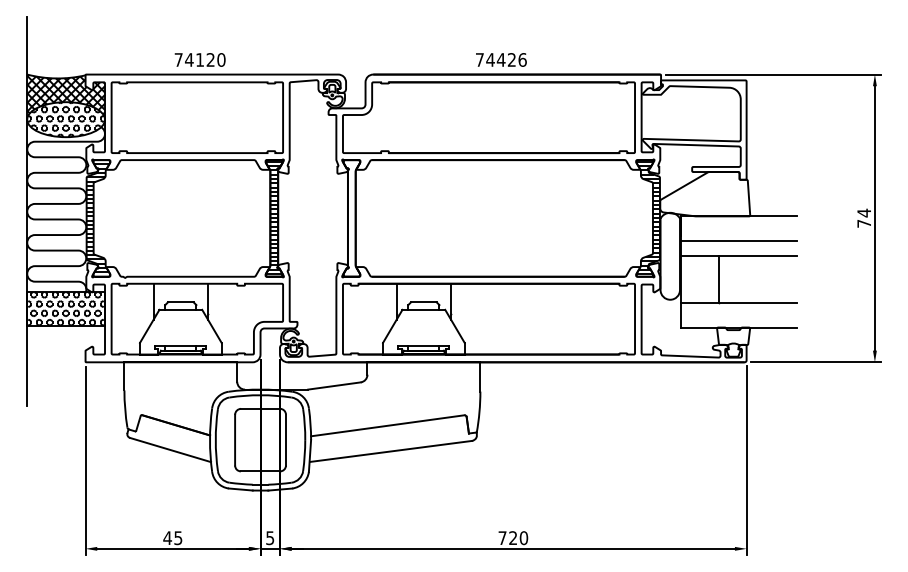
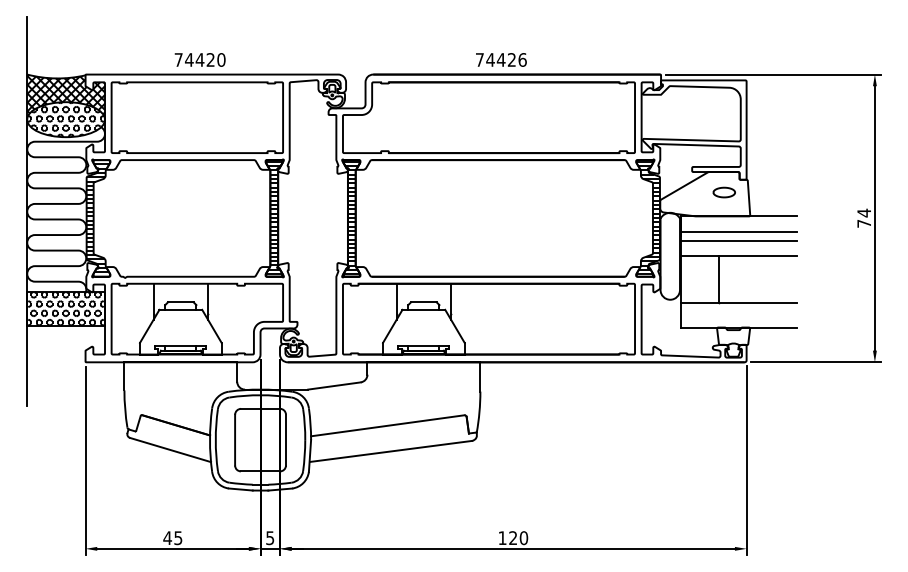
text: 74120 -> 74420 (199, 59)
part: none -> present (723, 192)
hatch: none -> present (351, 217)
line: none -> present (738, 231)
text: 720 -> 120 (502, 537)
